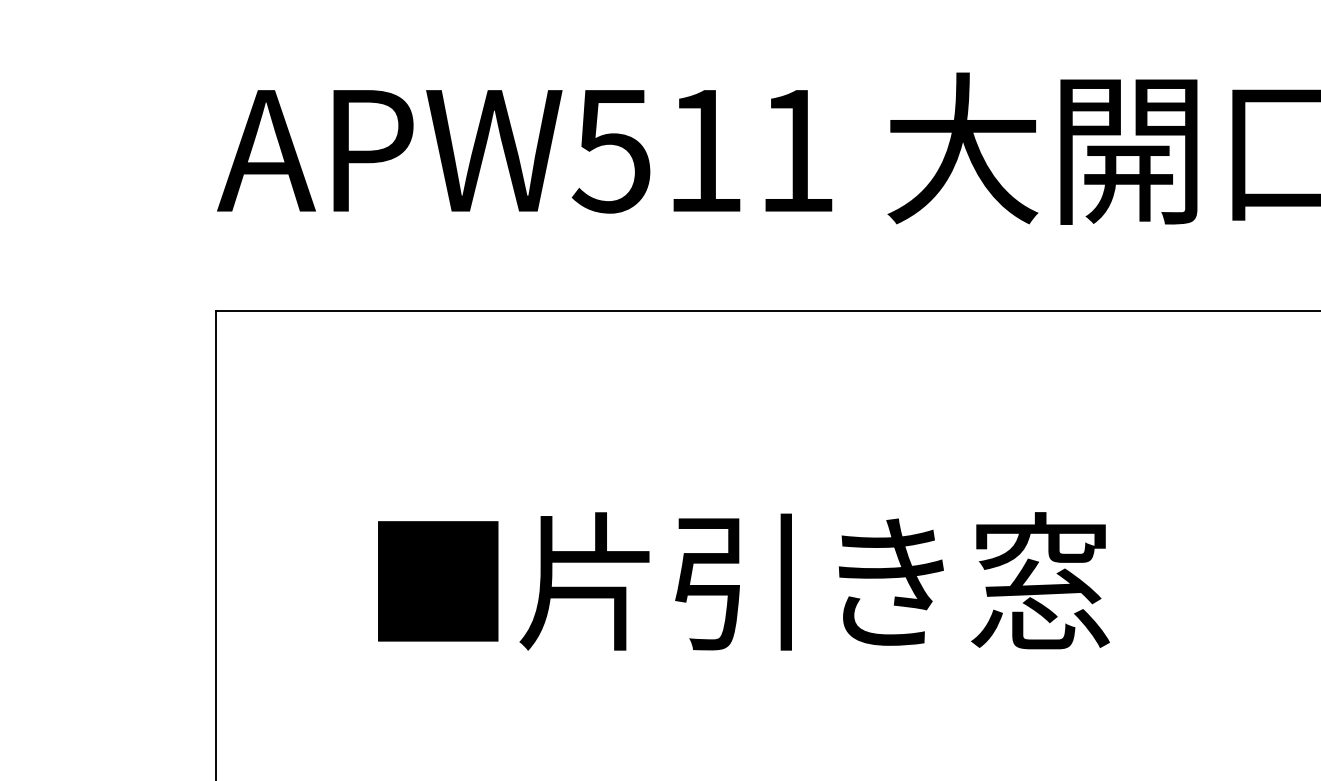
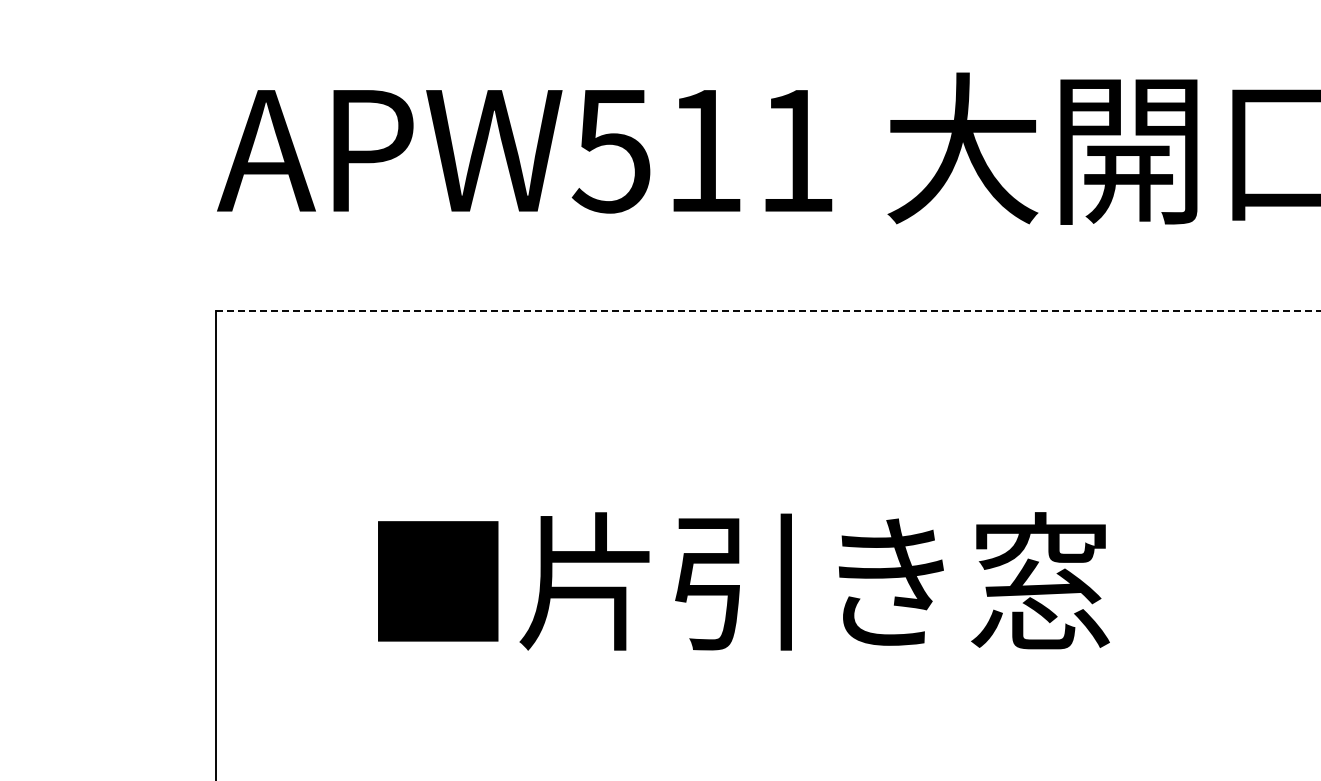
line: solid -> dashed (768, 310)
